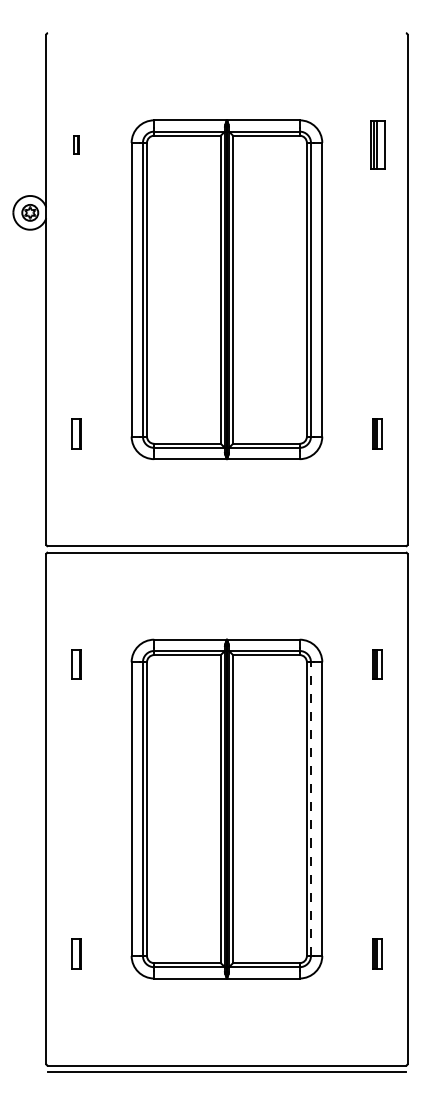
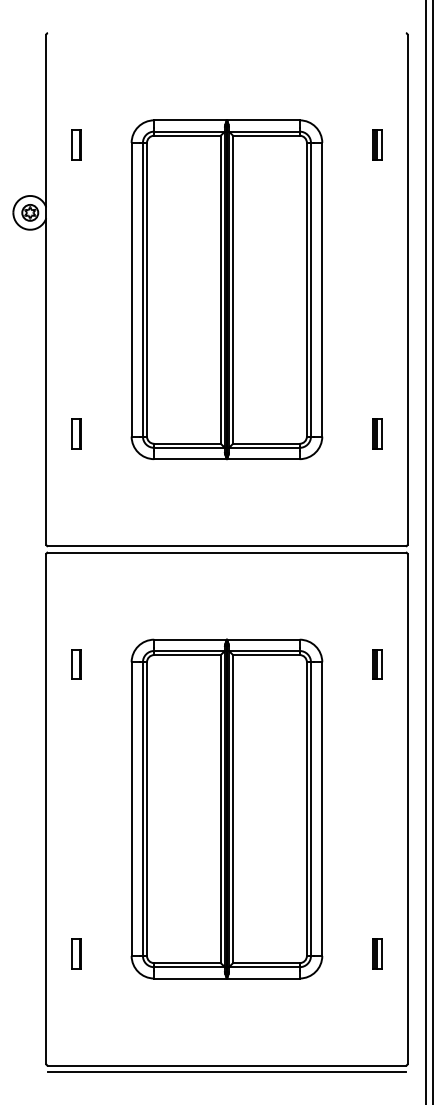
part size: 7x20 px -> 11x32 px (76, 144)
part size: 16x50 px -> 11x32 px (377, 144)
line: none -> present (426, 551)
line: none -> present (432, 551)
line: dashed -> solid (311, 809)
